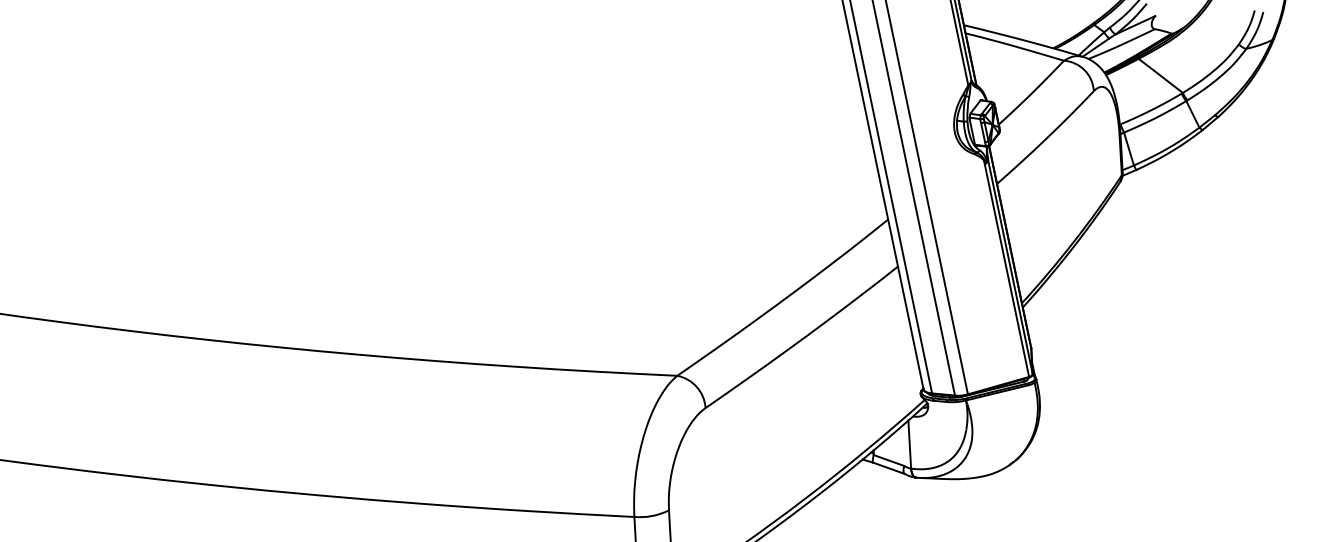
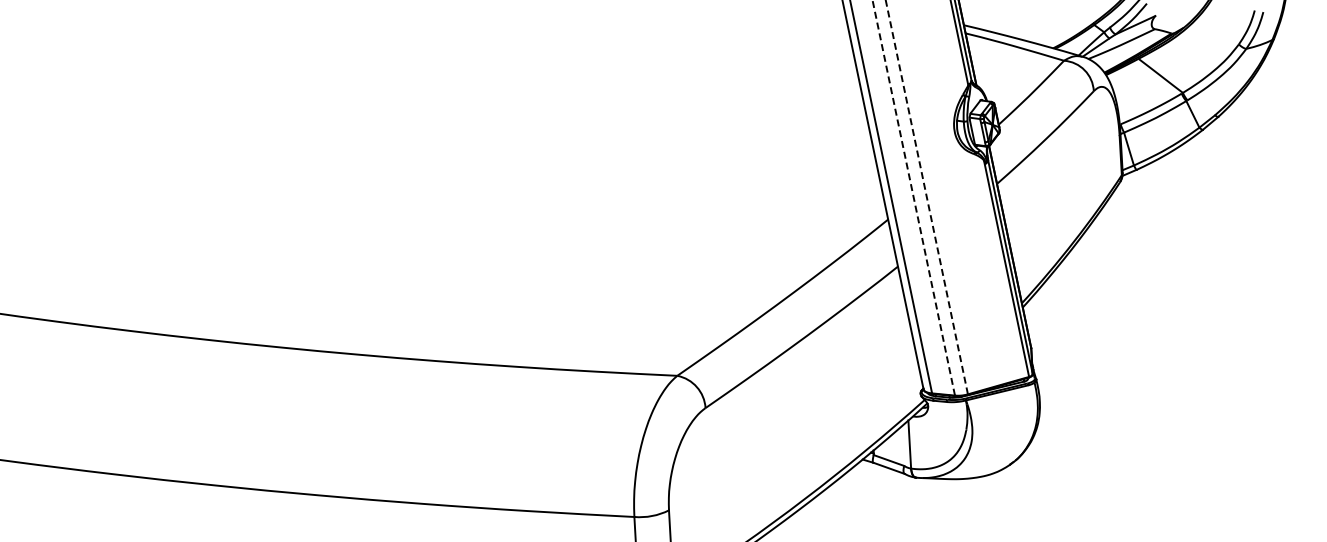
line: solid -> dashed (926, 196)
line: solid -> dashed (913, 198)
